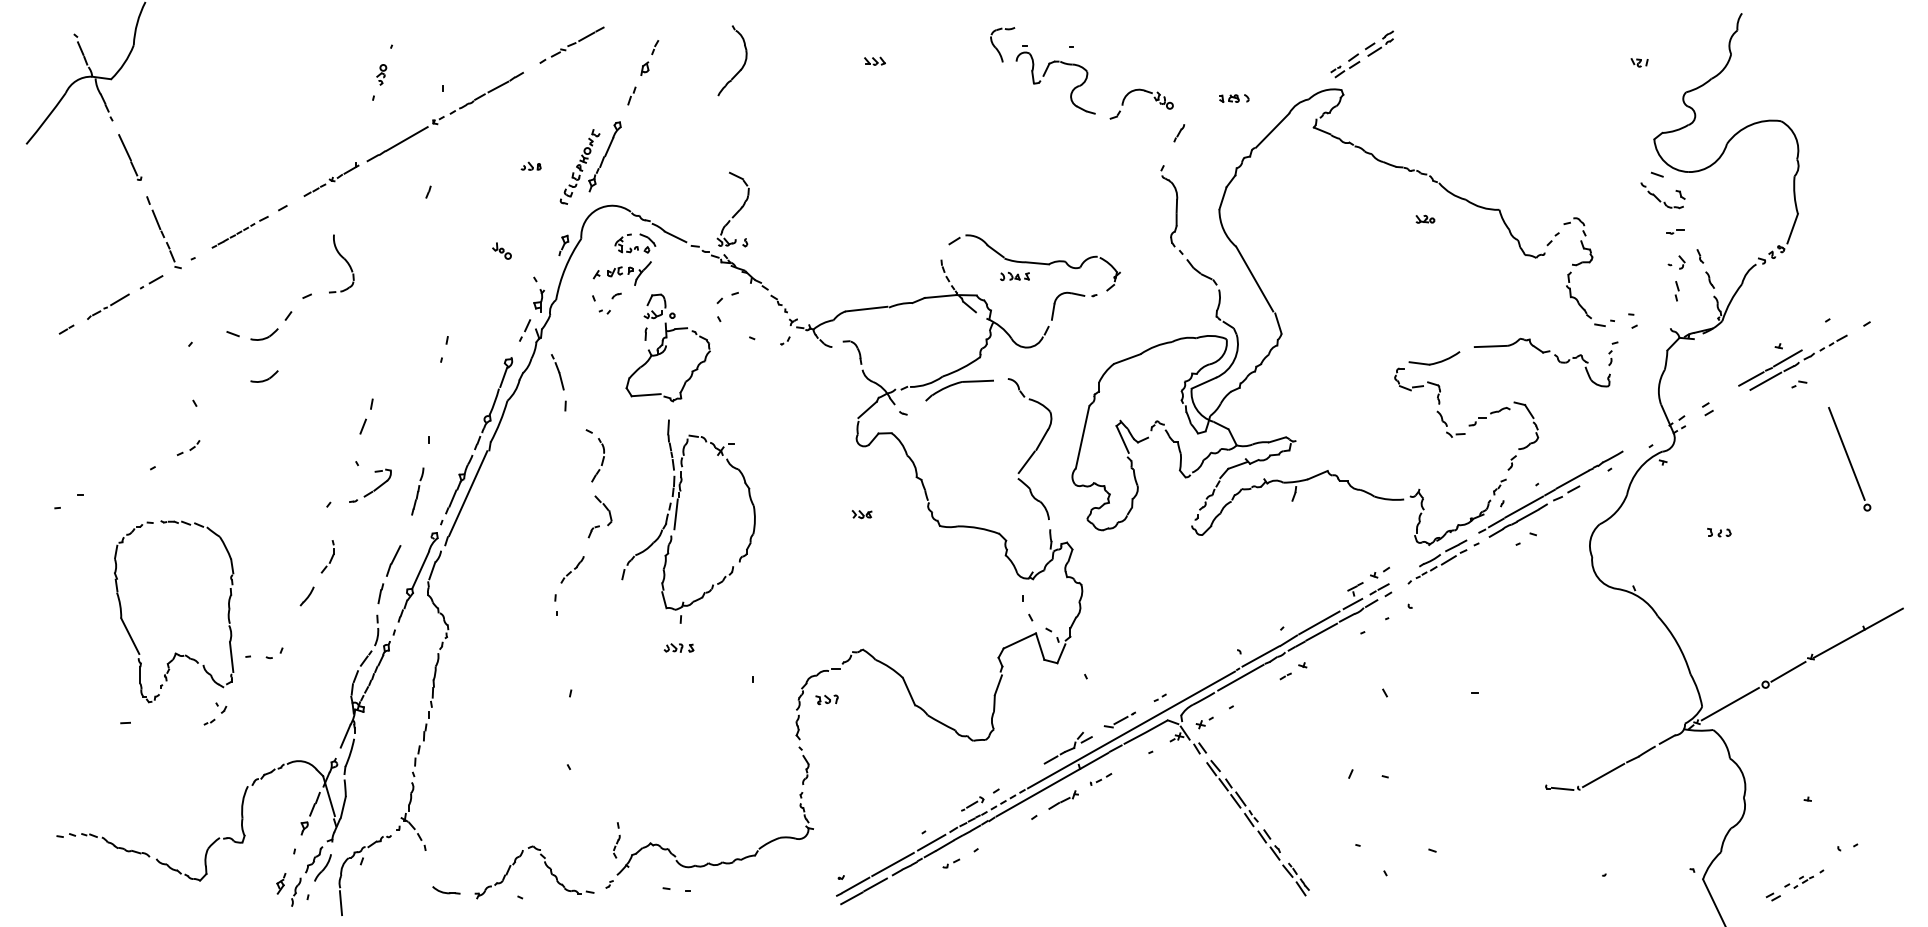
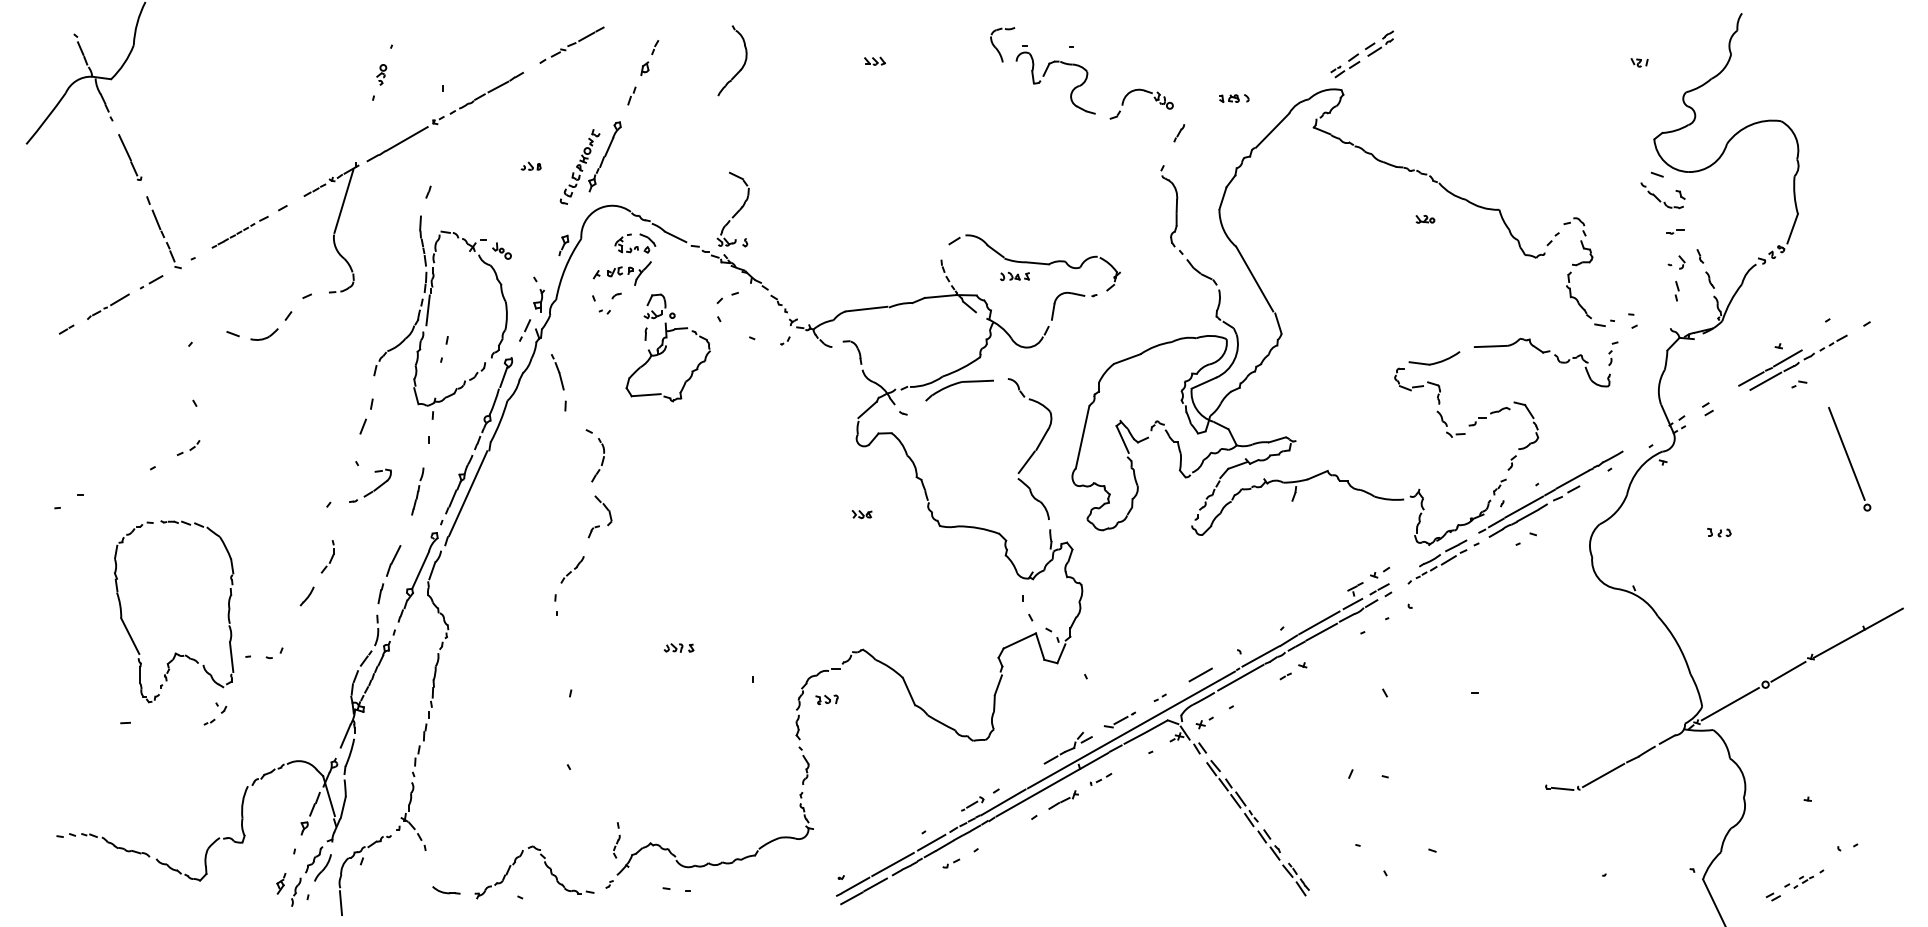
line: none -> present (343, 200)
part: present -> none (264, 376)
part position: (676, 521) -> (428, 317) (428, 317)
line: none -> present (1200, 674)
line: dashed -> solid (1003, 802)
